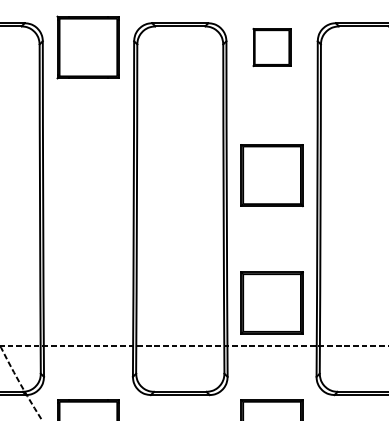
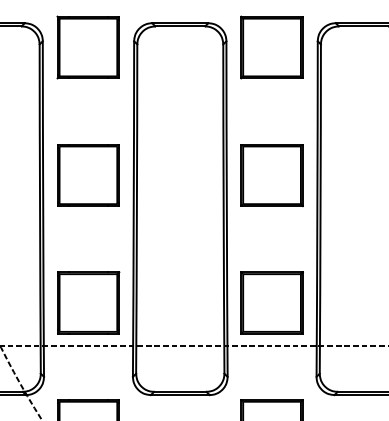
part size: 40x40 px -> 64x65 px (271, 47)
part: none -> present (88, 175)
part: none -> present (88, 302)
